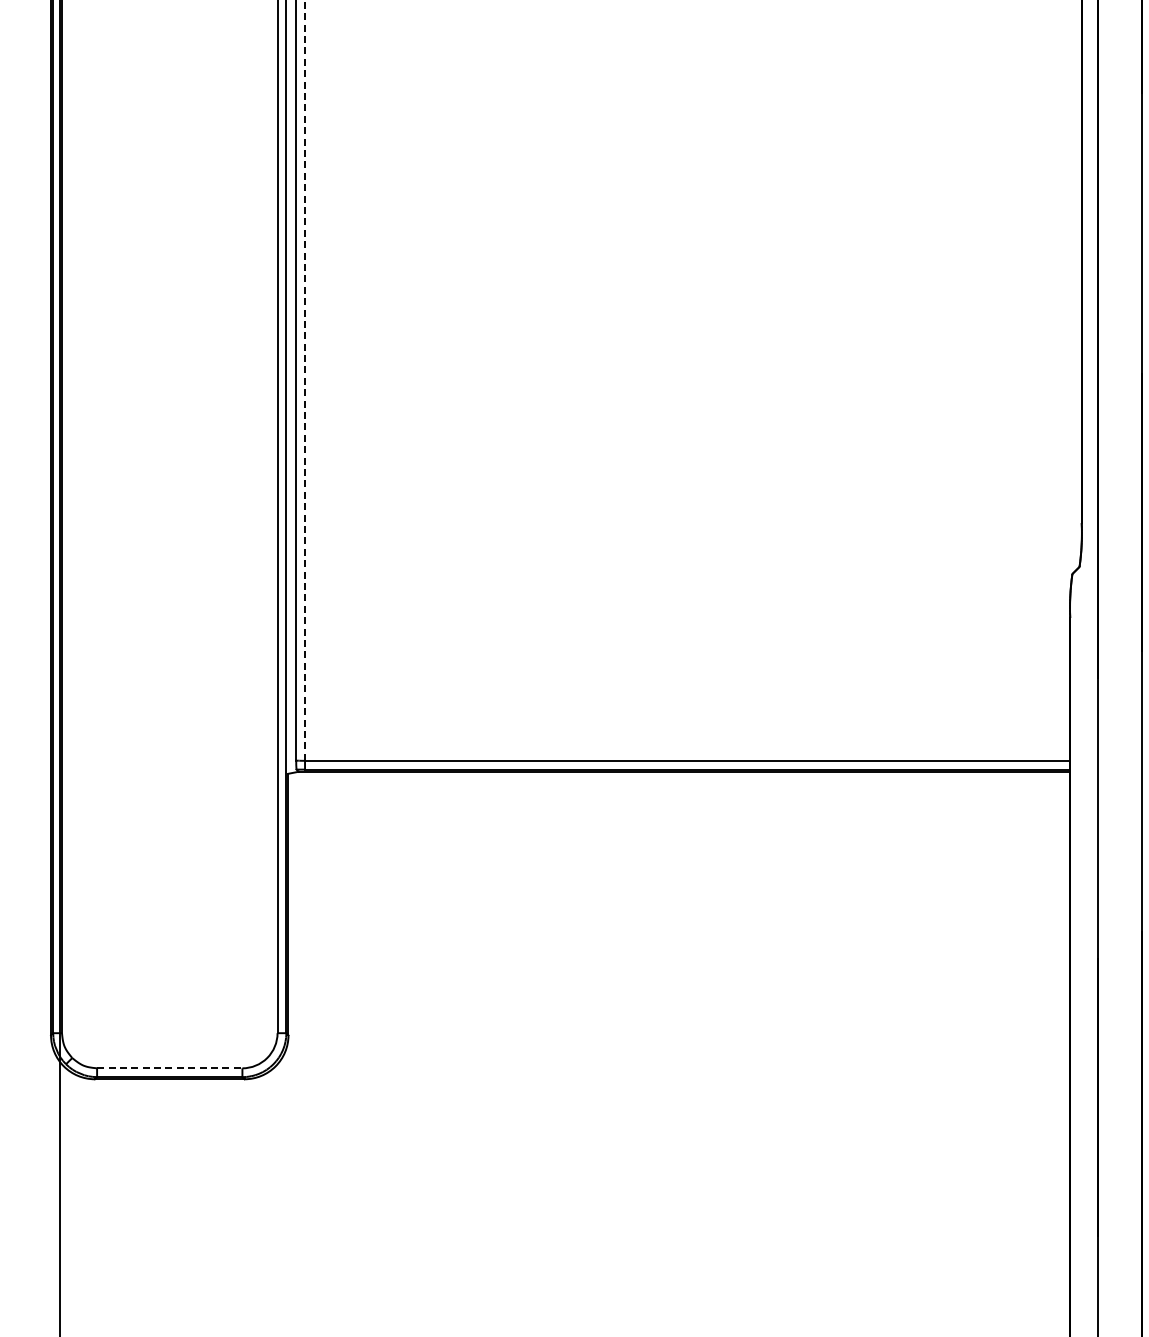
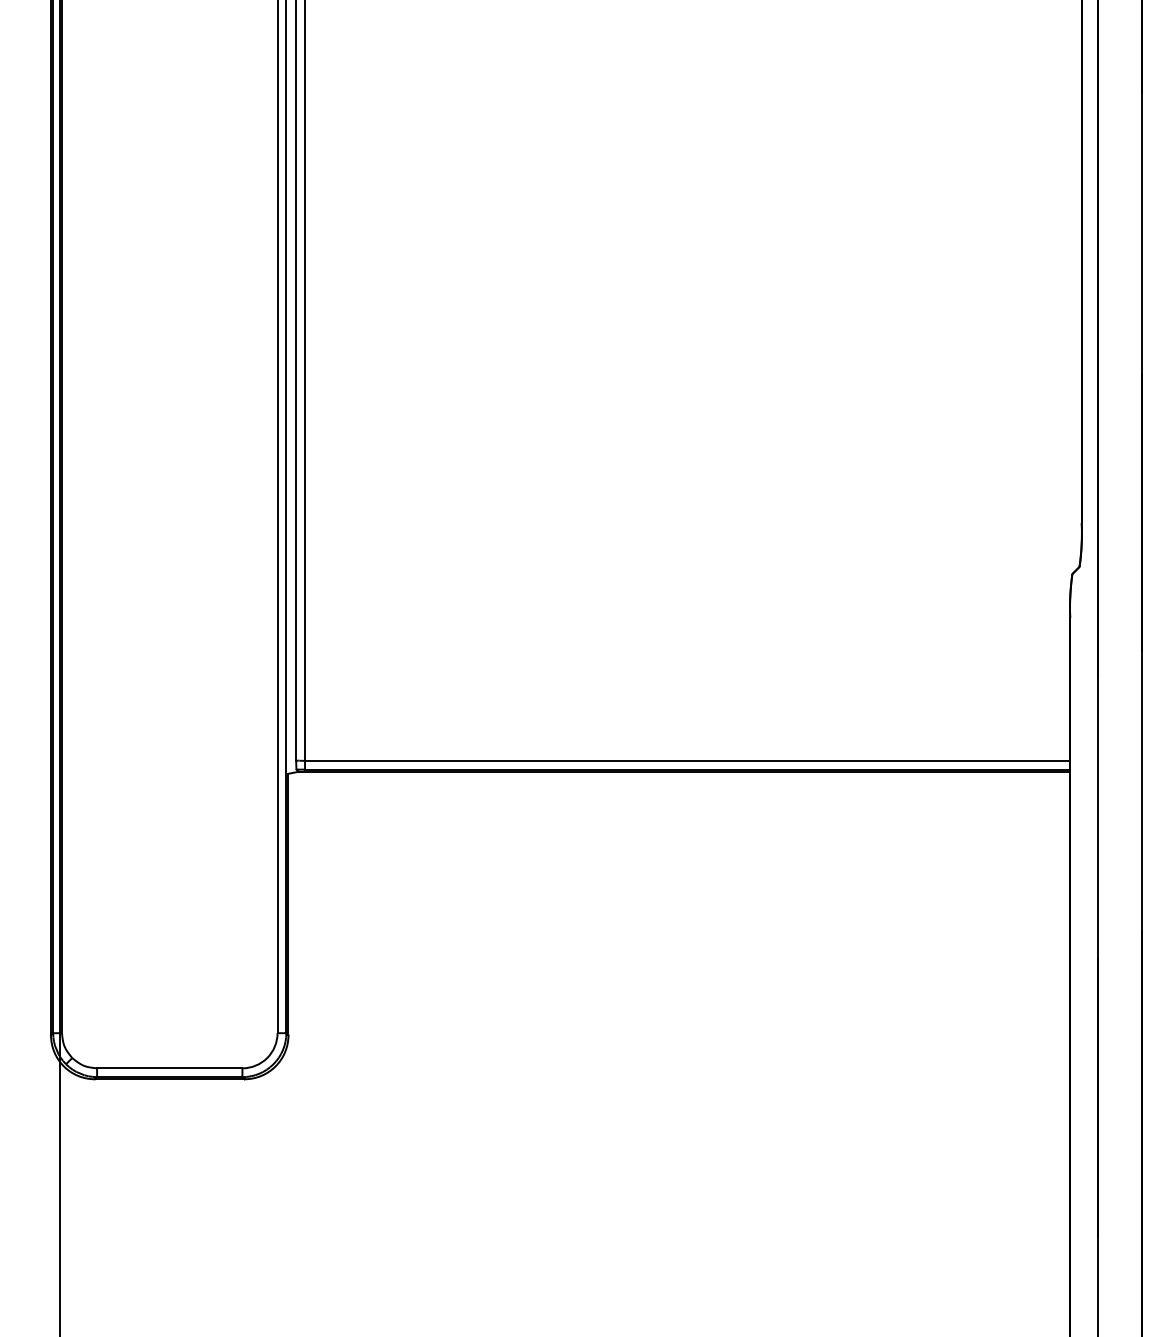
line: dashed -> solid (305, 380)
line: dashed -> solid (169, 1068)
